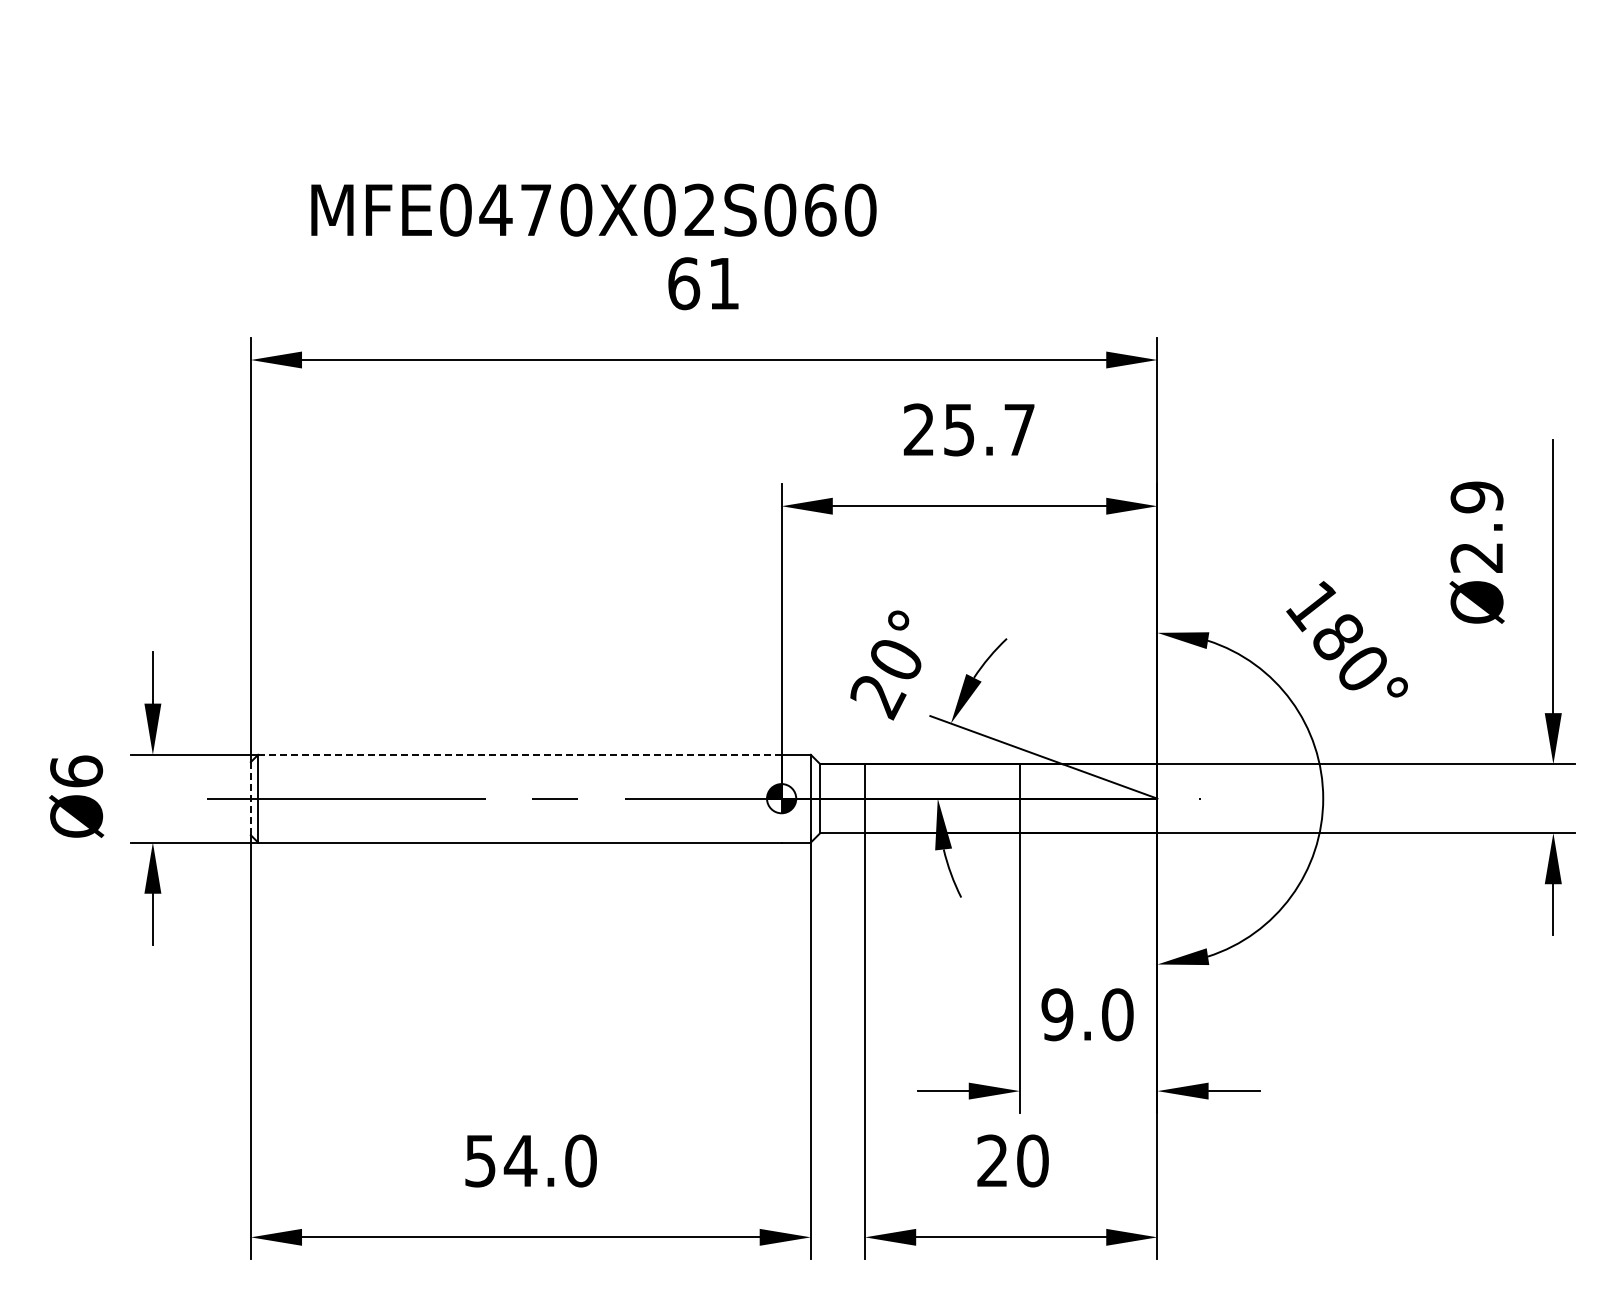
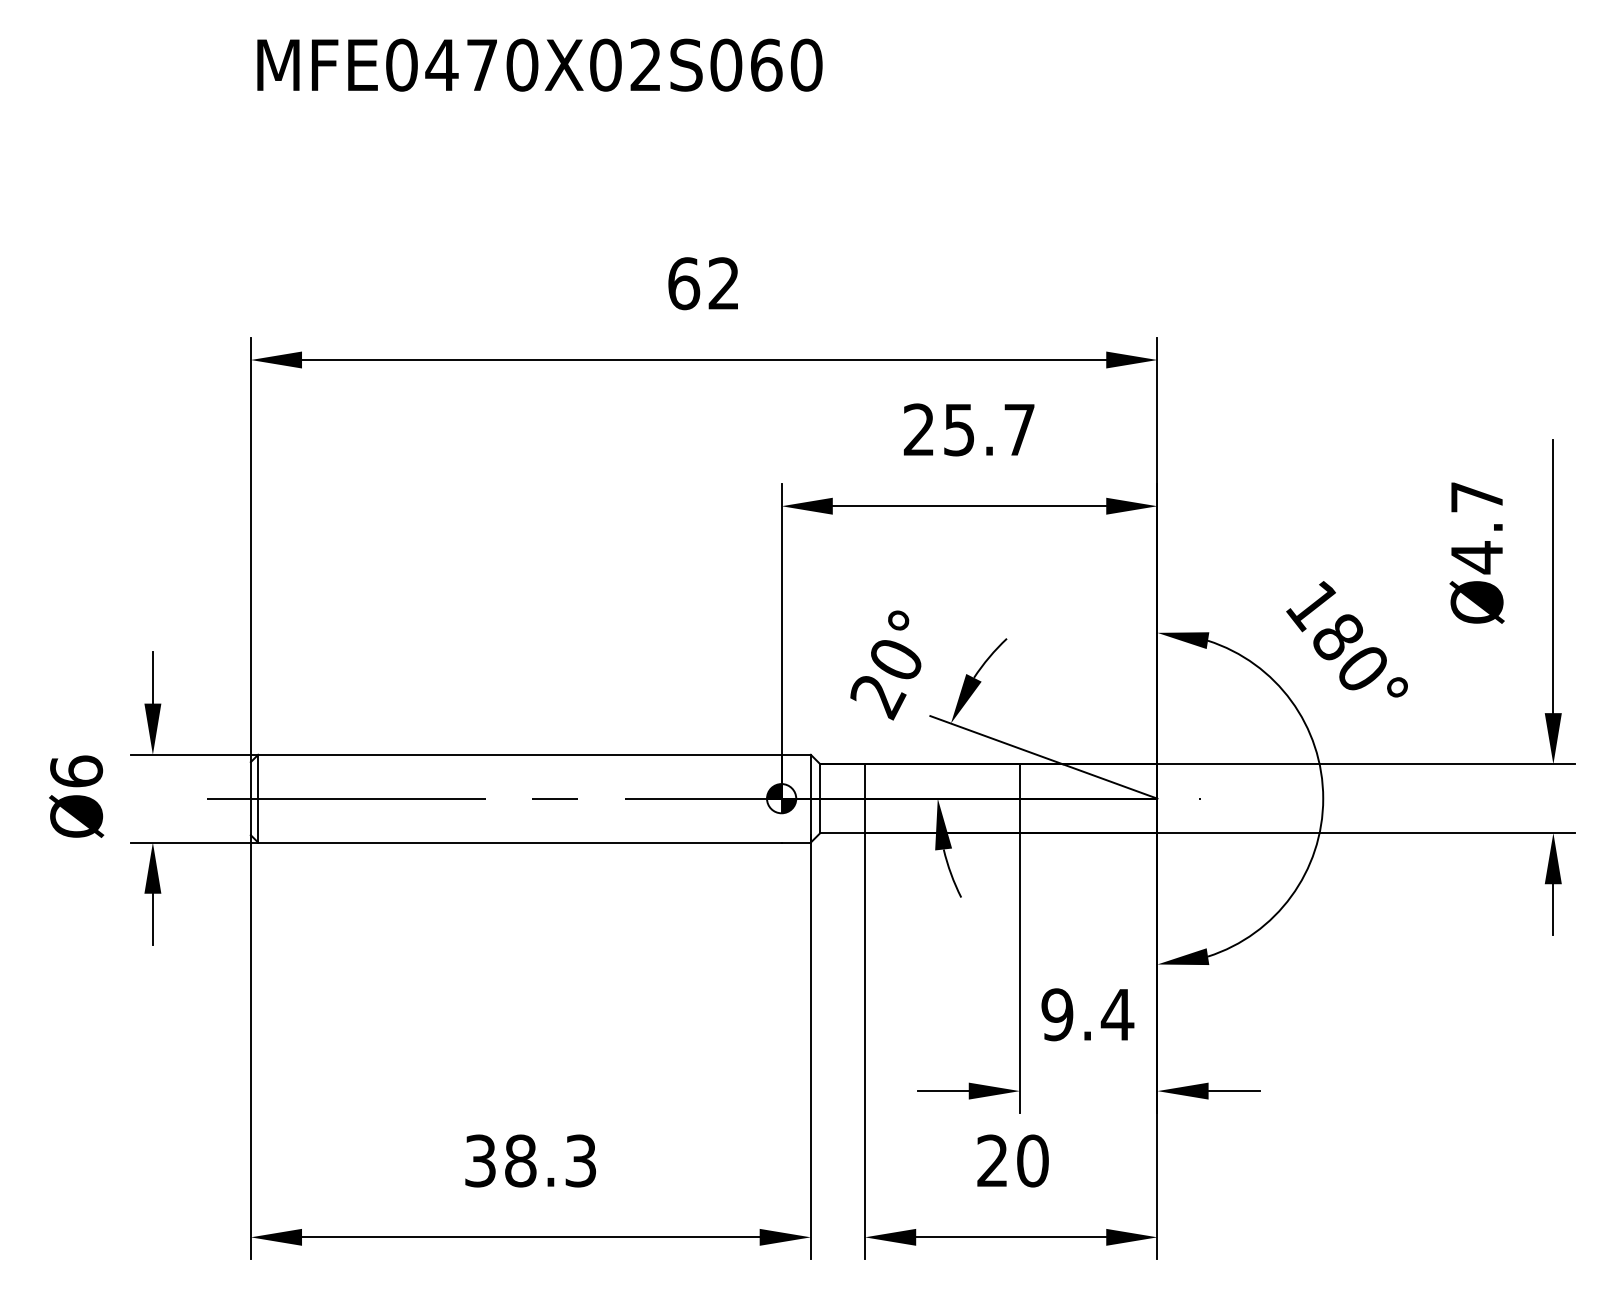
text position: (593, 209) -> (539, 64) (539, 64)
text: 61 -> 62 (723, 283)
text: Ø2.9 -> Ø4.7 (1476, 527)
line: dashed -> solid (519, 754)
line: dashed -> solid (250, 798)
text: 9.0 -> 9.4 (1117, 1014)
text: 54.0 -> 38.3 (530, 1160)
